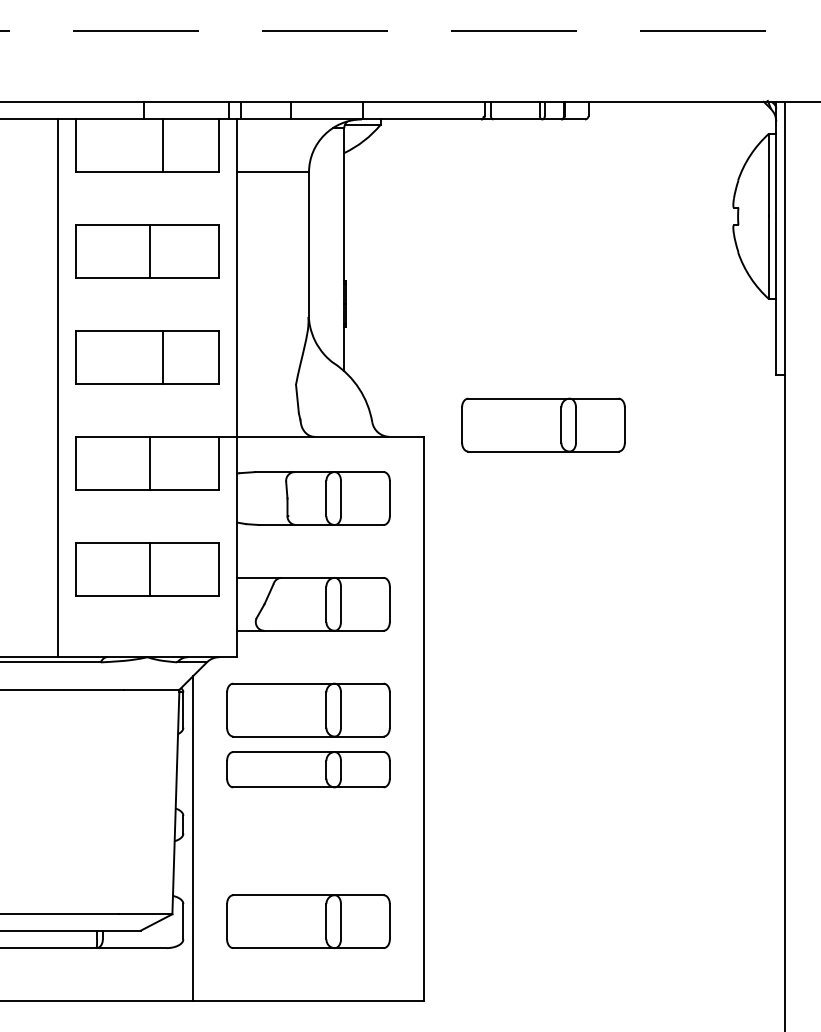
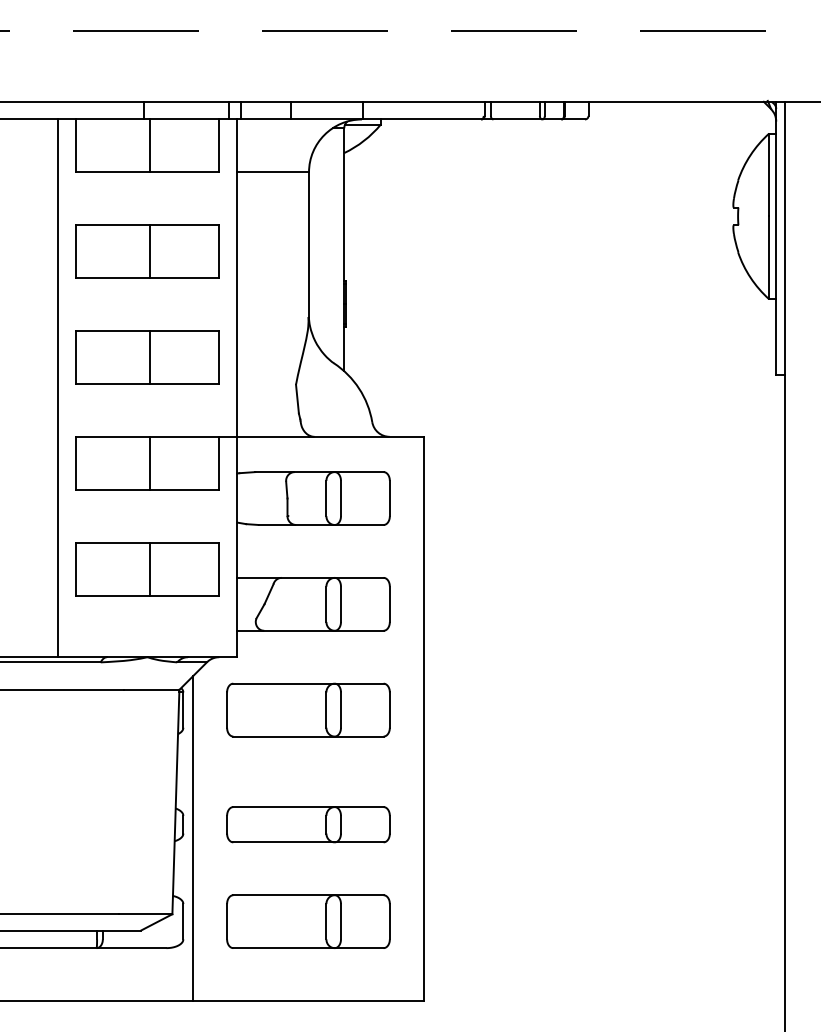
line position: (162, 145) -> (149, 145) (149, 145)
line position: (162, 357) -> (149, 357) (149, 357)
part: present -> none (543, 424)
part position: (308, 769) -> (308, 824) (308, 824)
